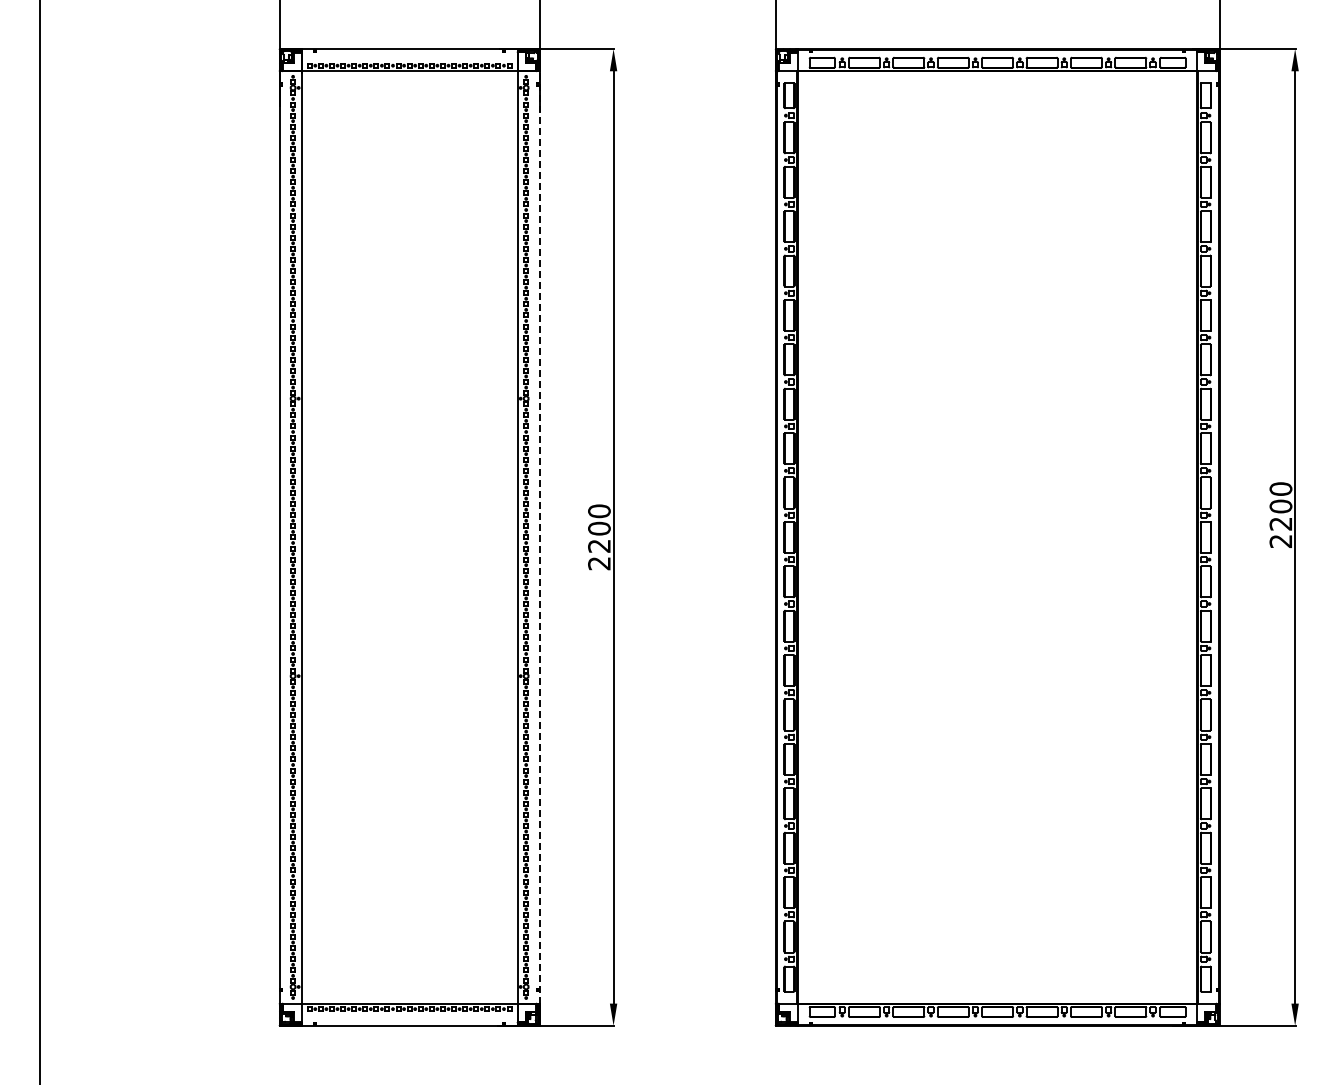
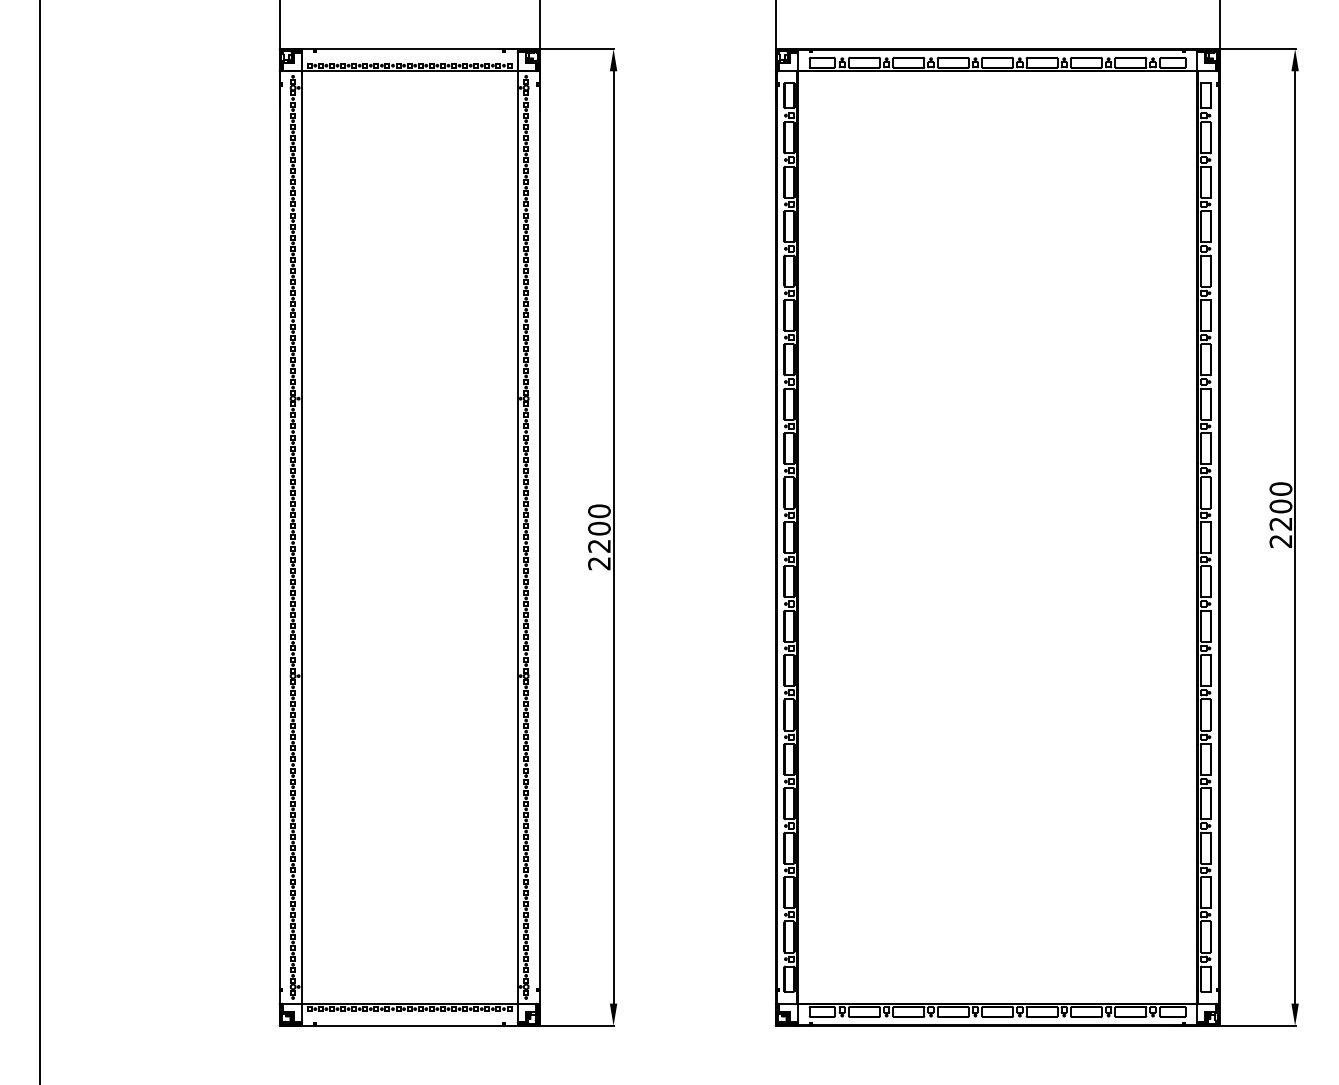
line: dashed -> solid (539, 536)
